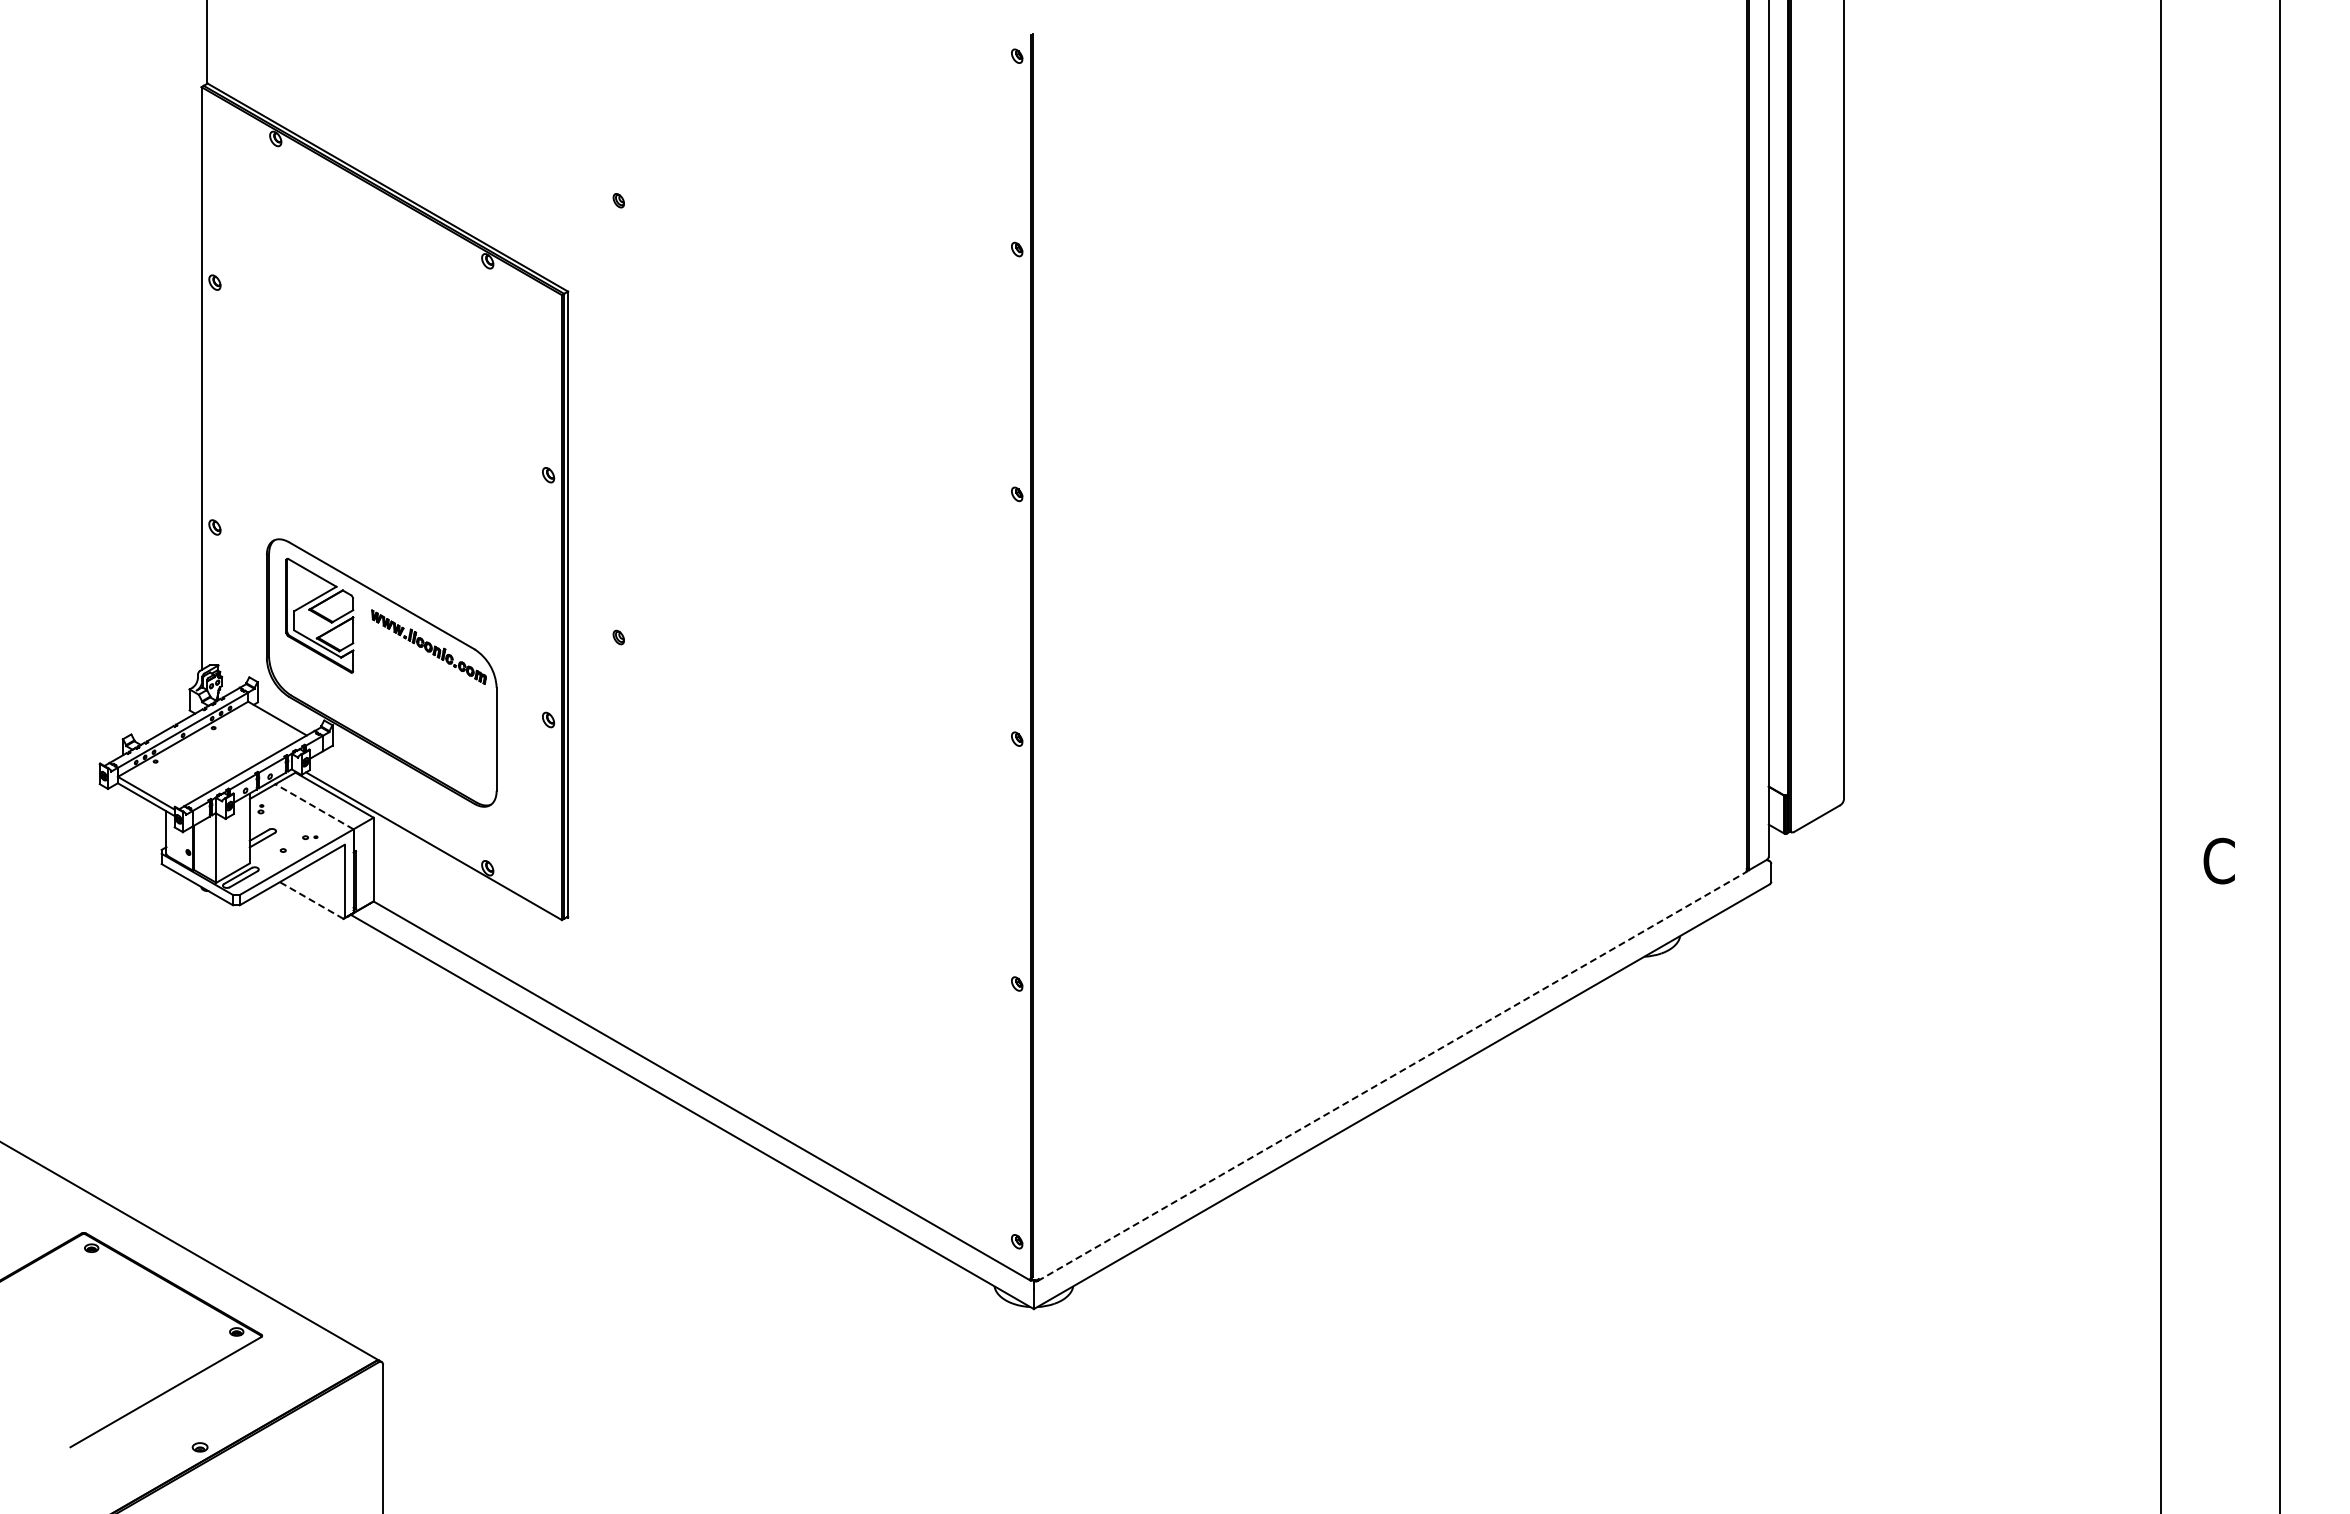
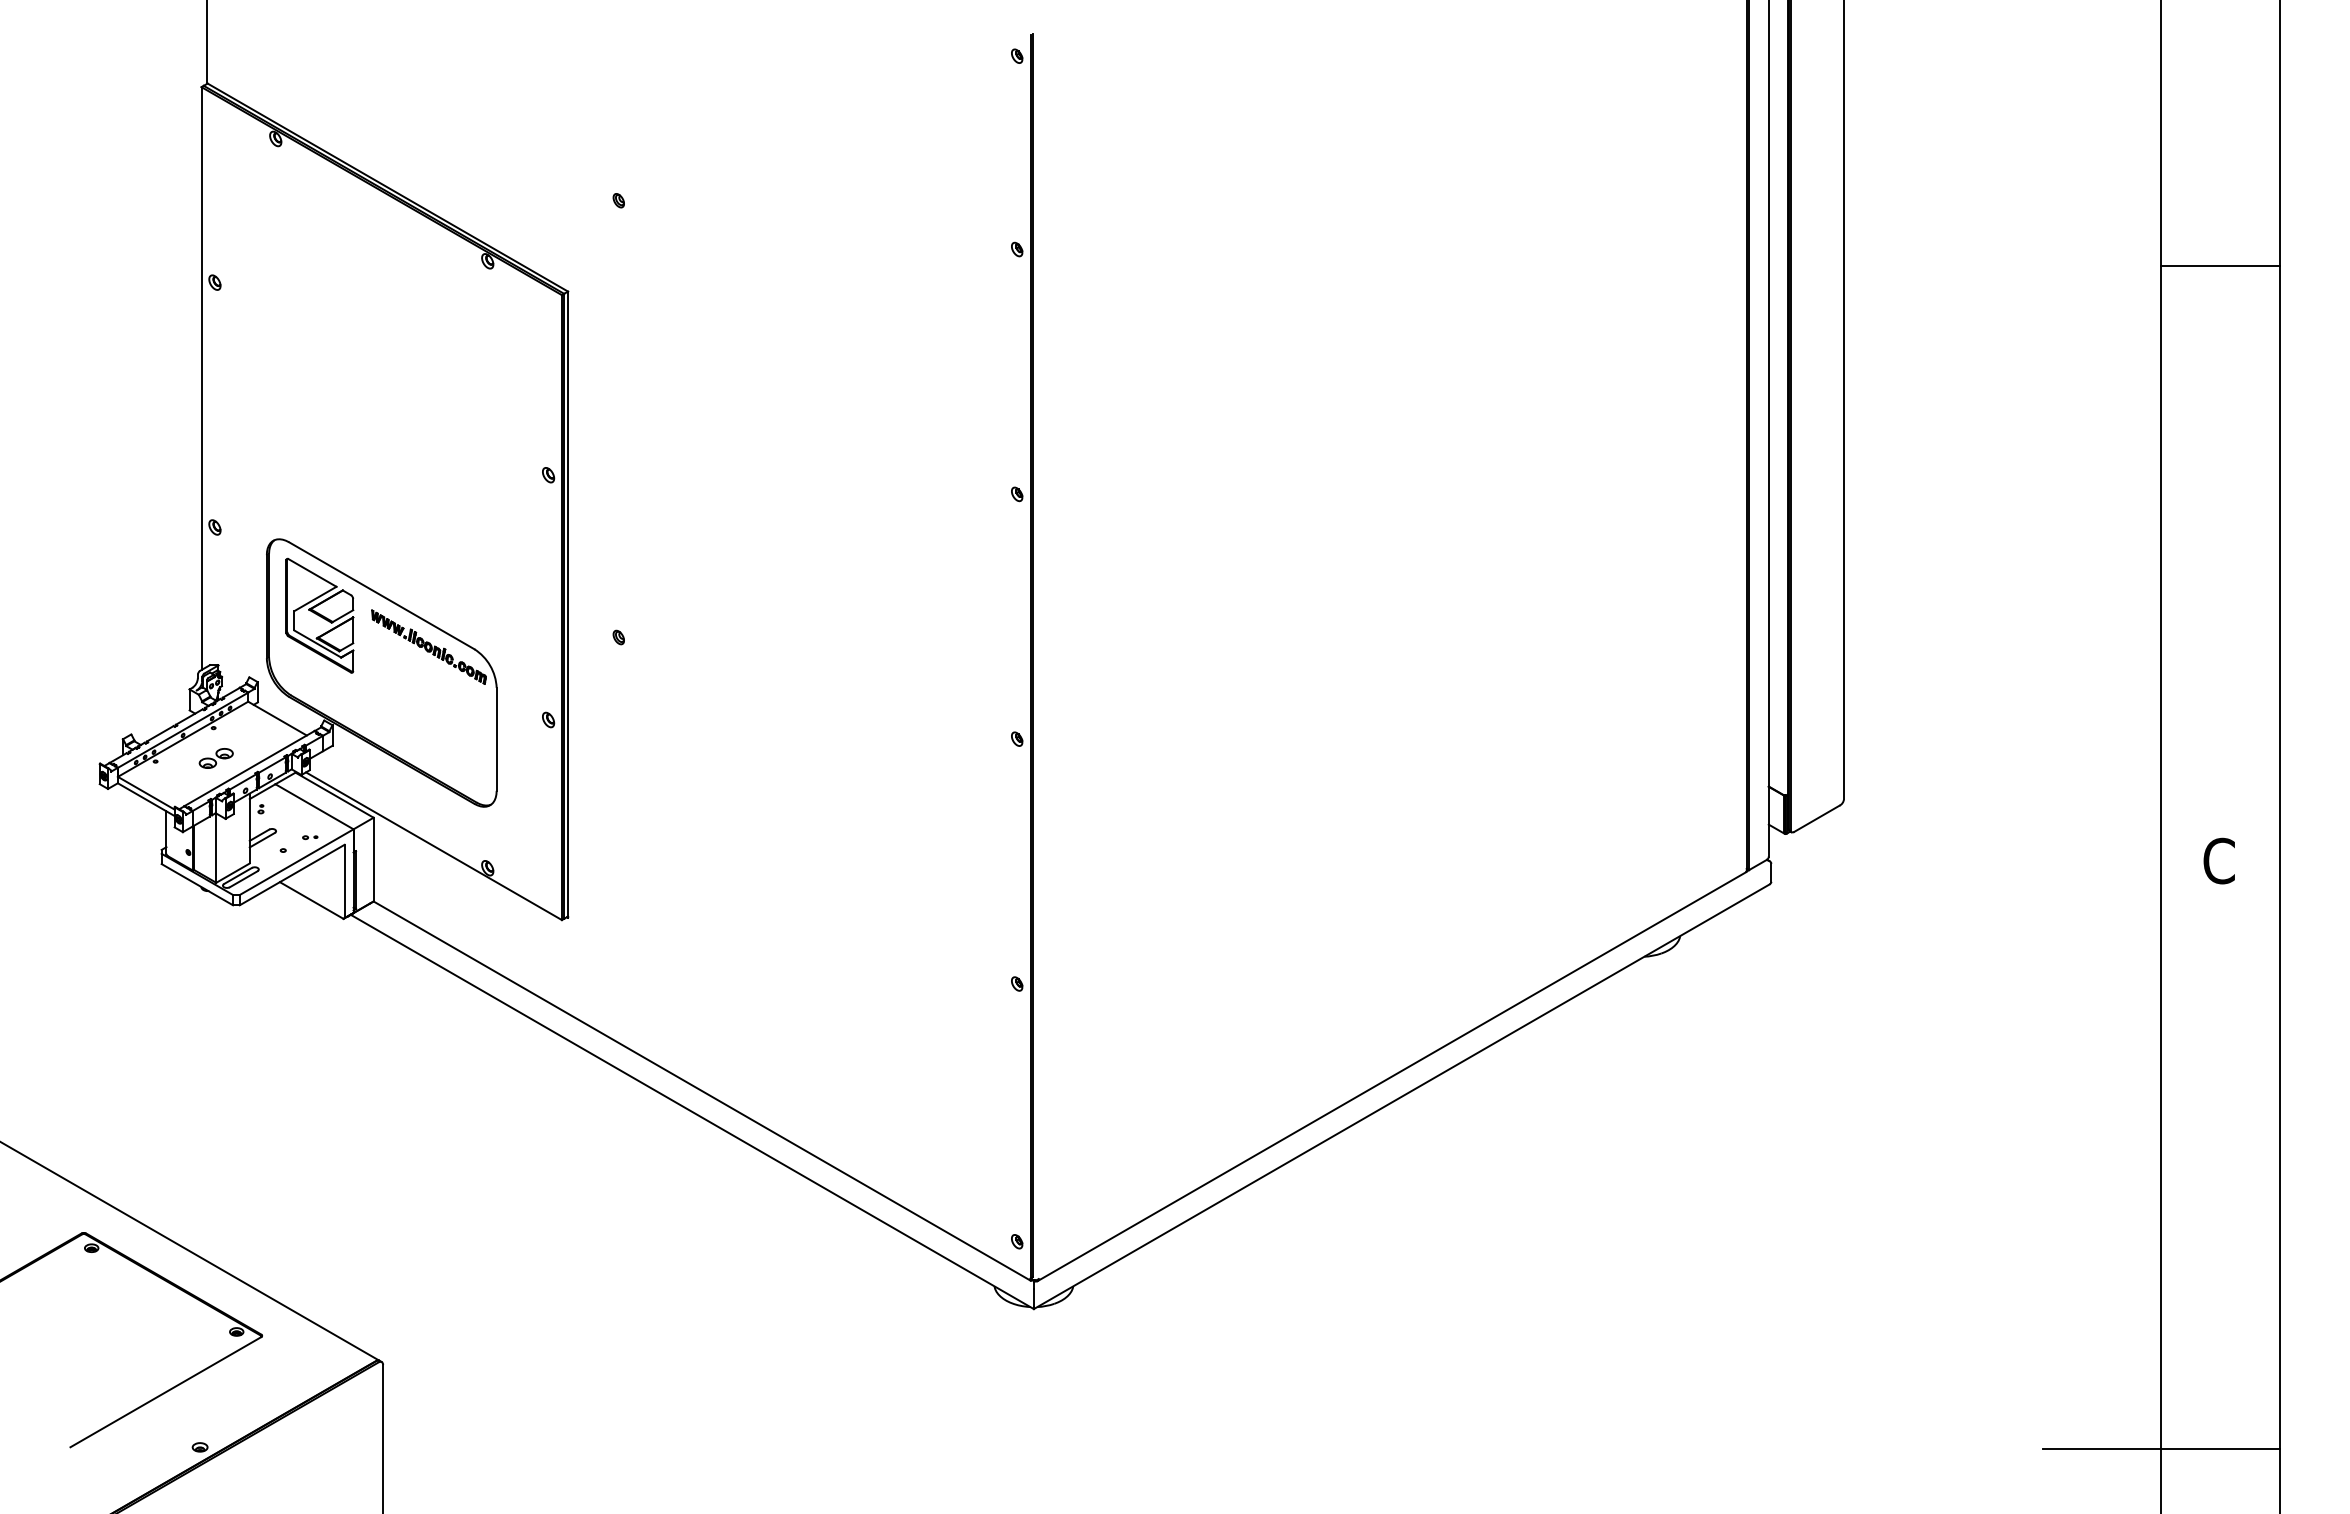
line: none -> present (2220, 265)
part: none -> present (215, 758)
line: dashed -> solid (314, 806)
line: dashed -> solid (311, 900)
line: dashed -> solid (1391, 1076)
line: none -> present (2160, 1449)
